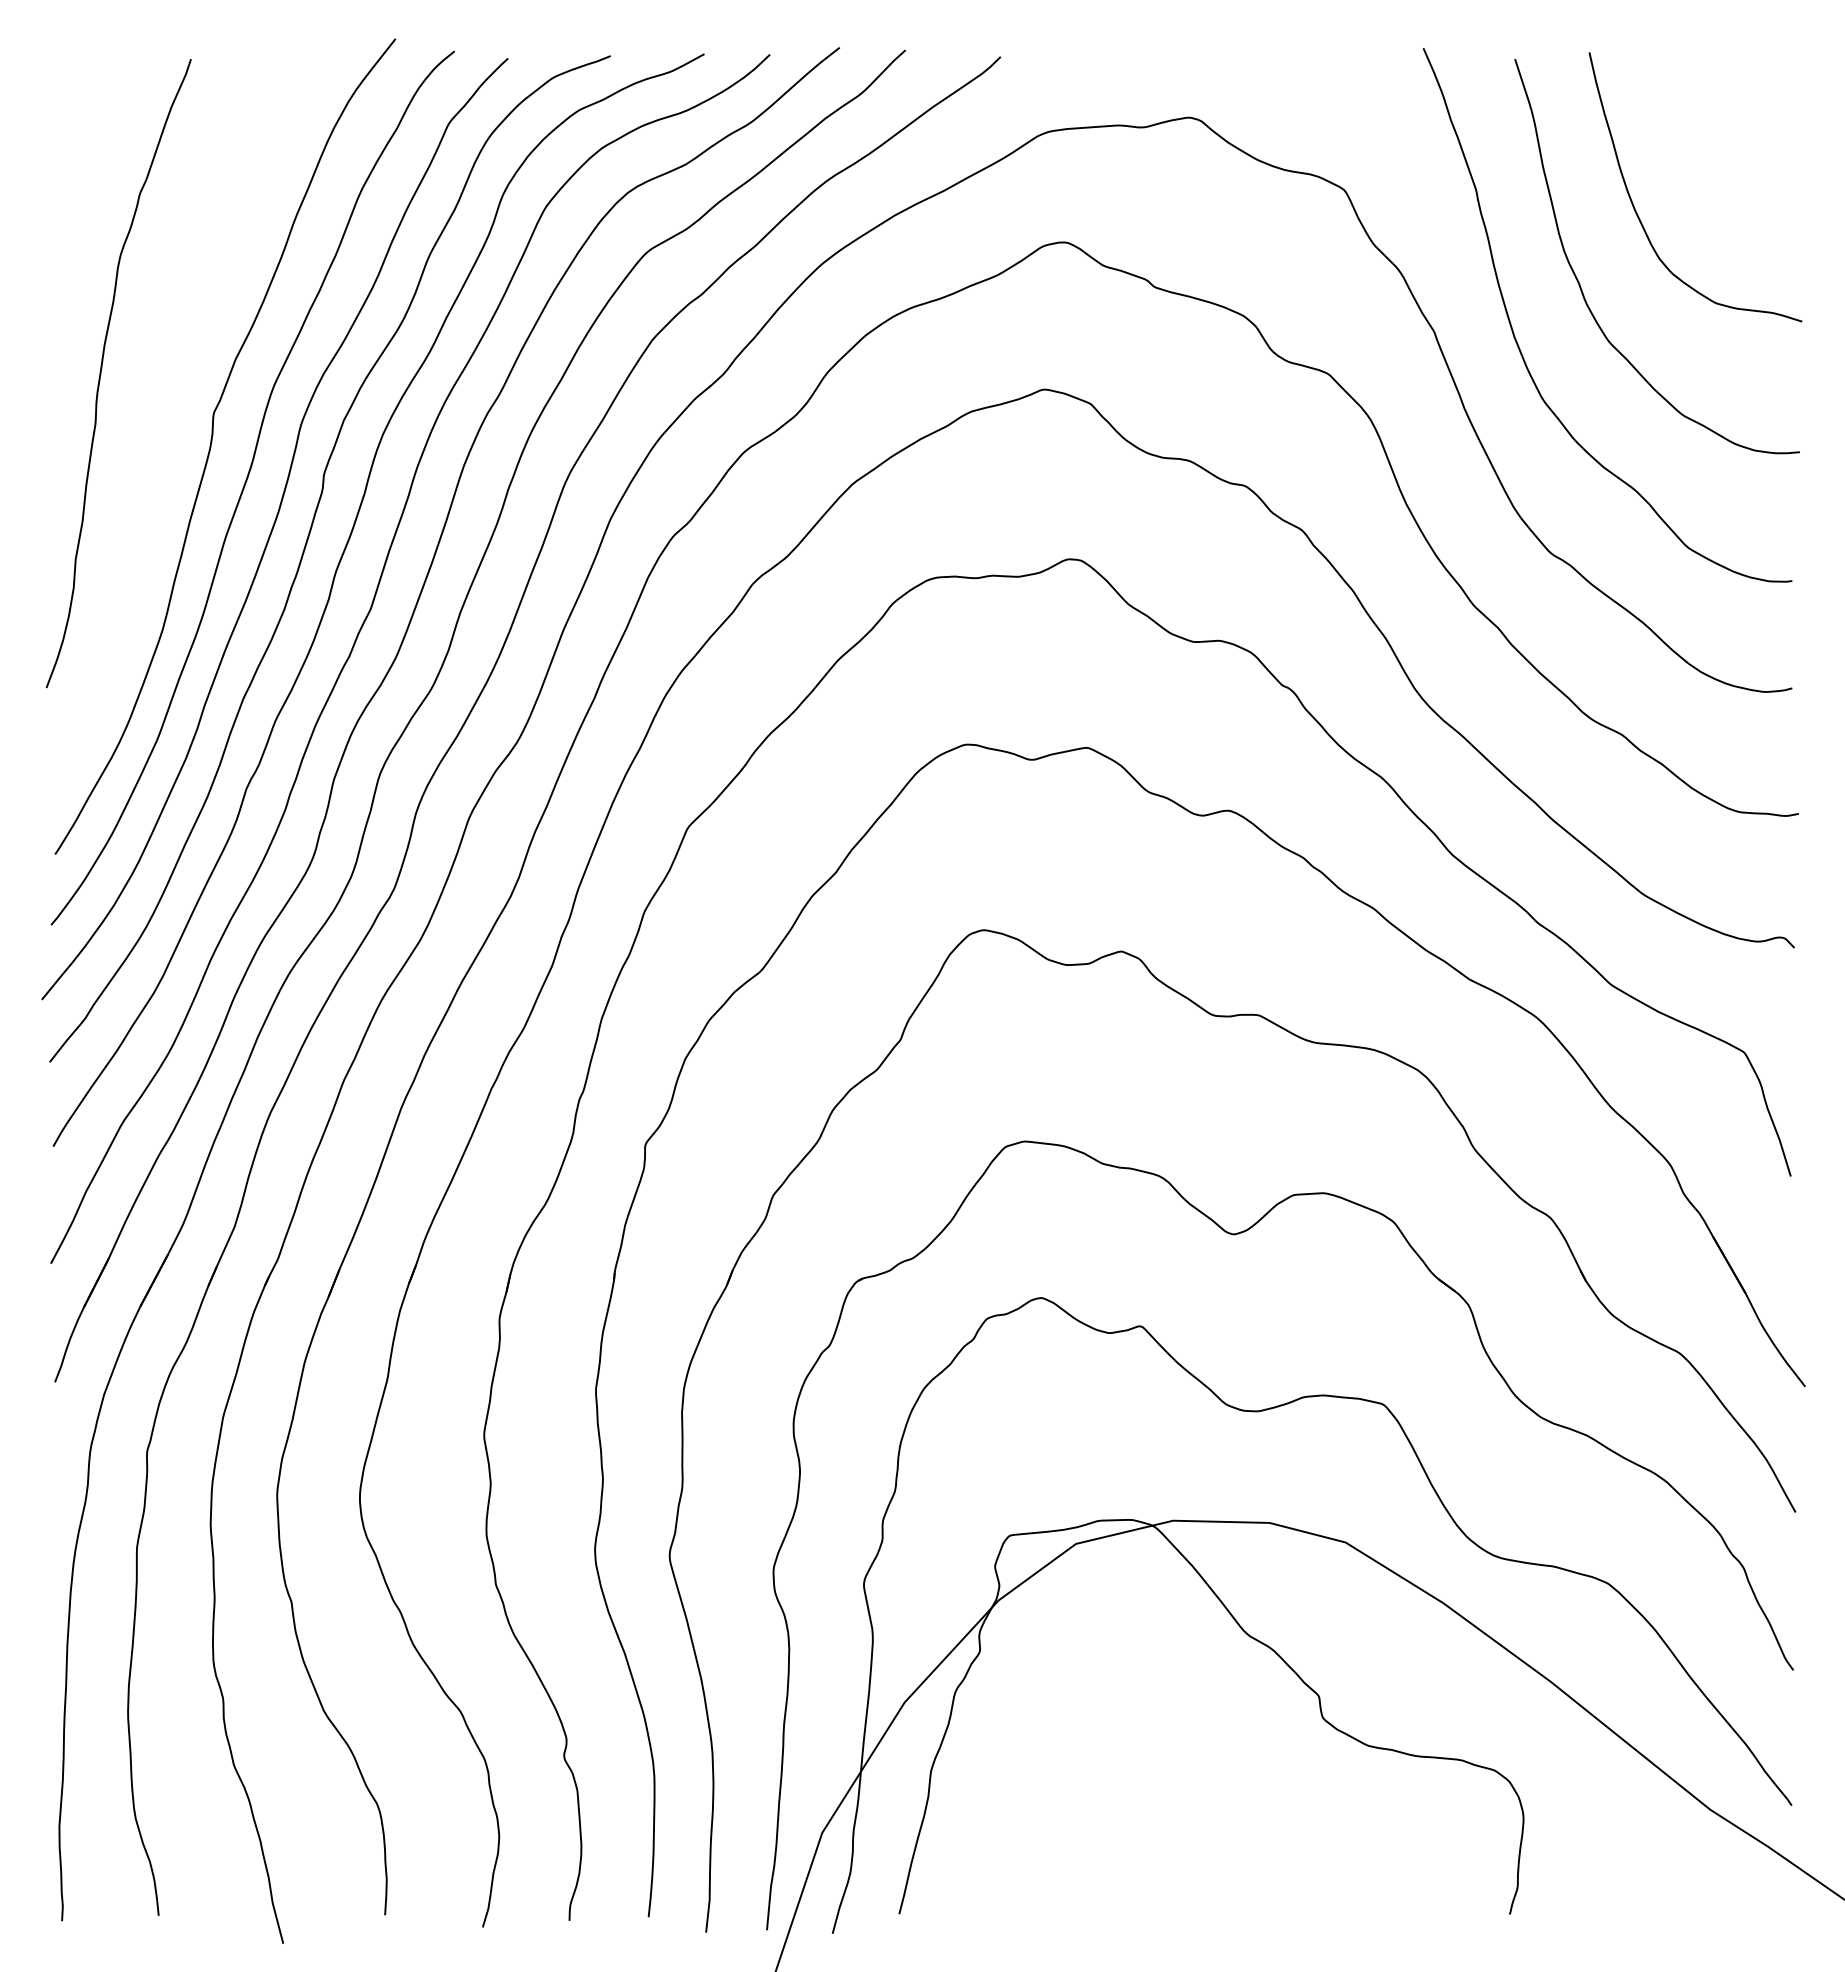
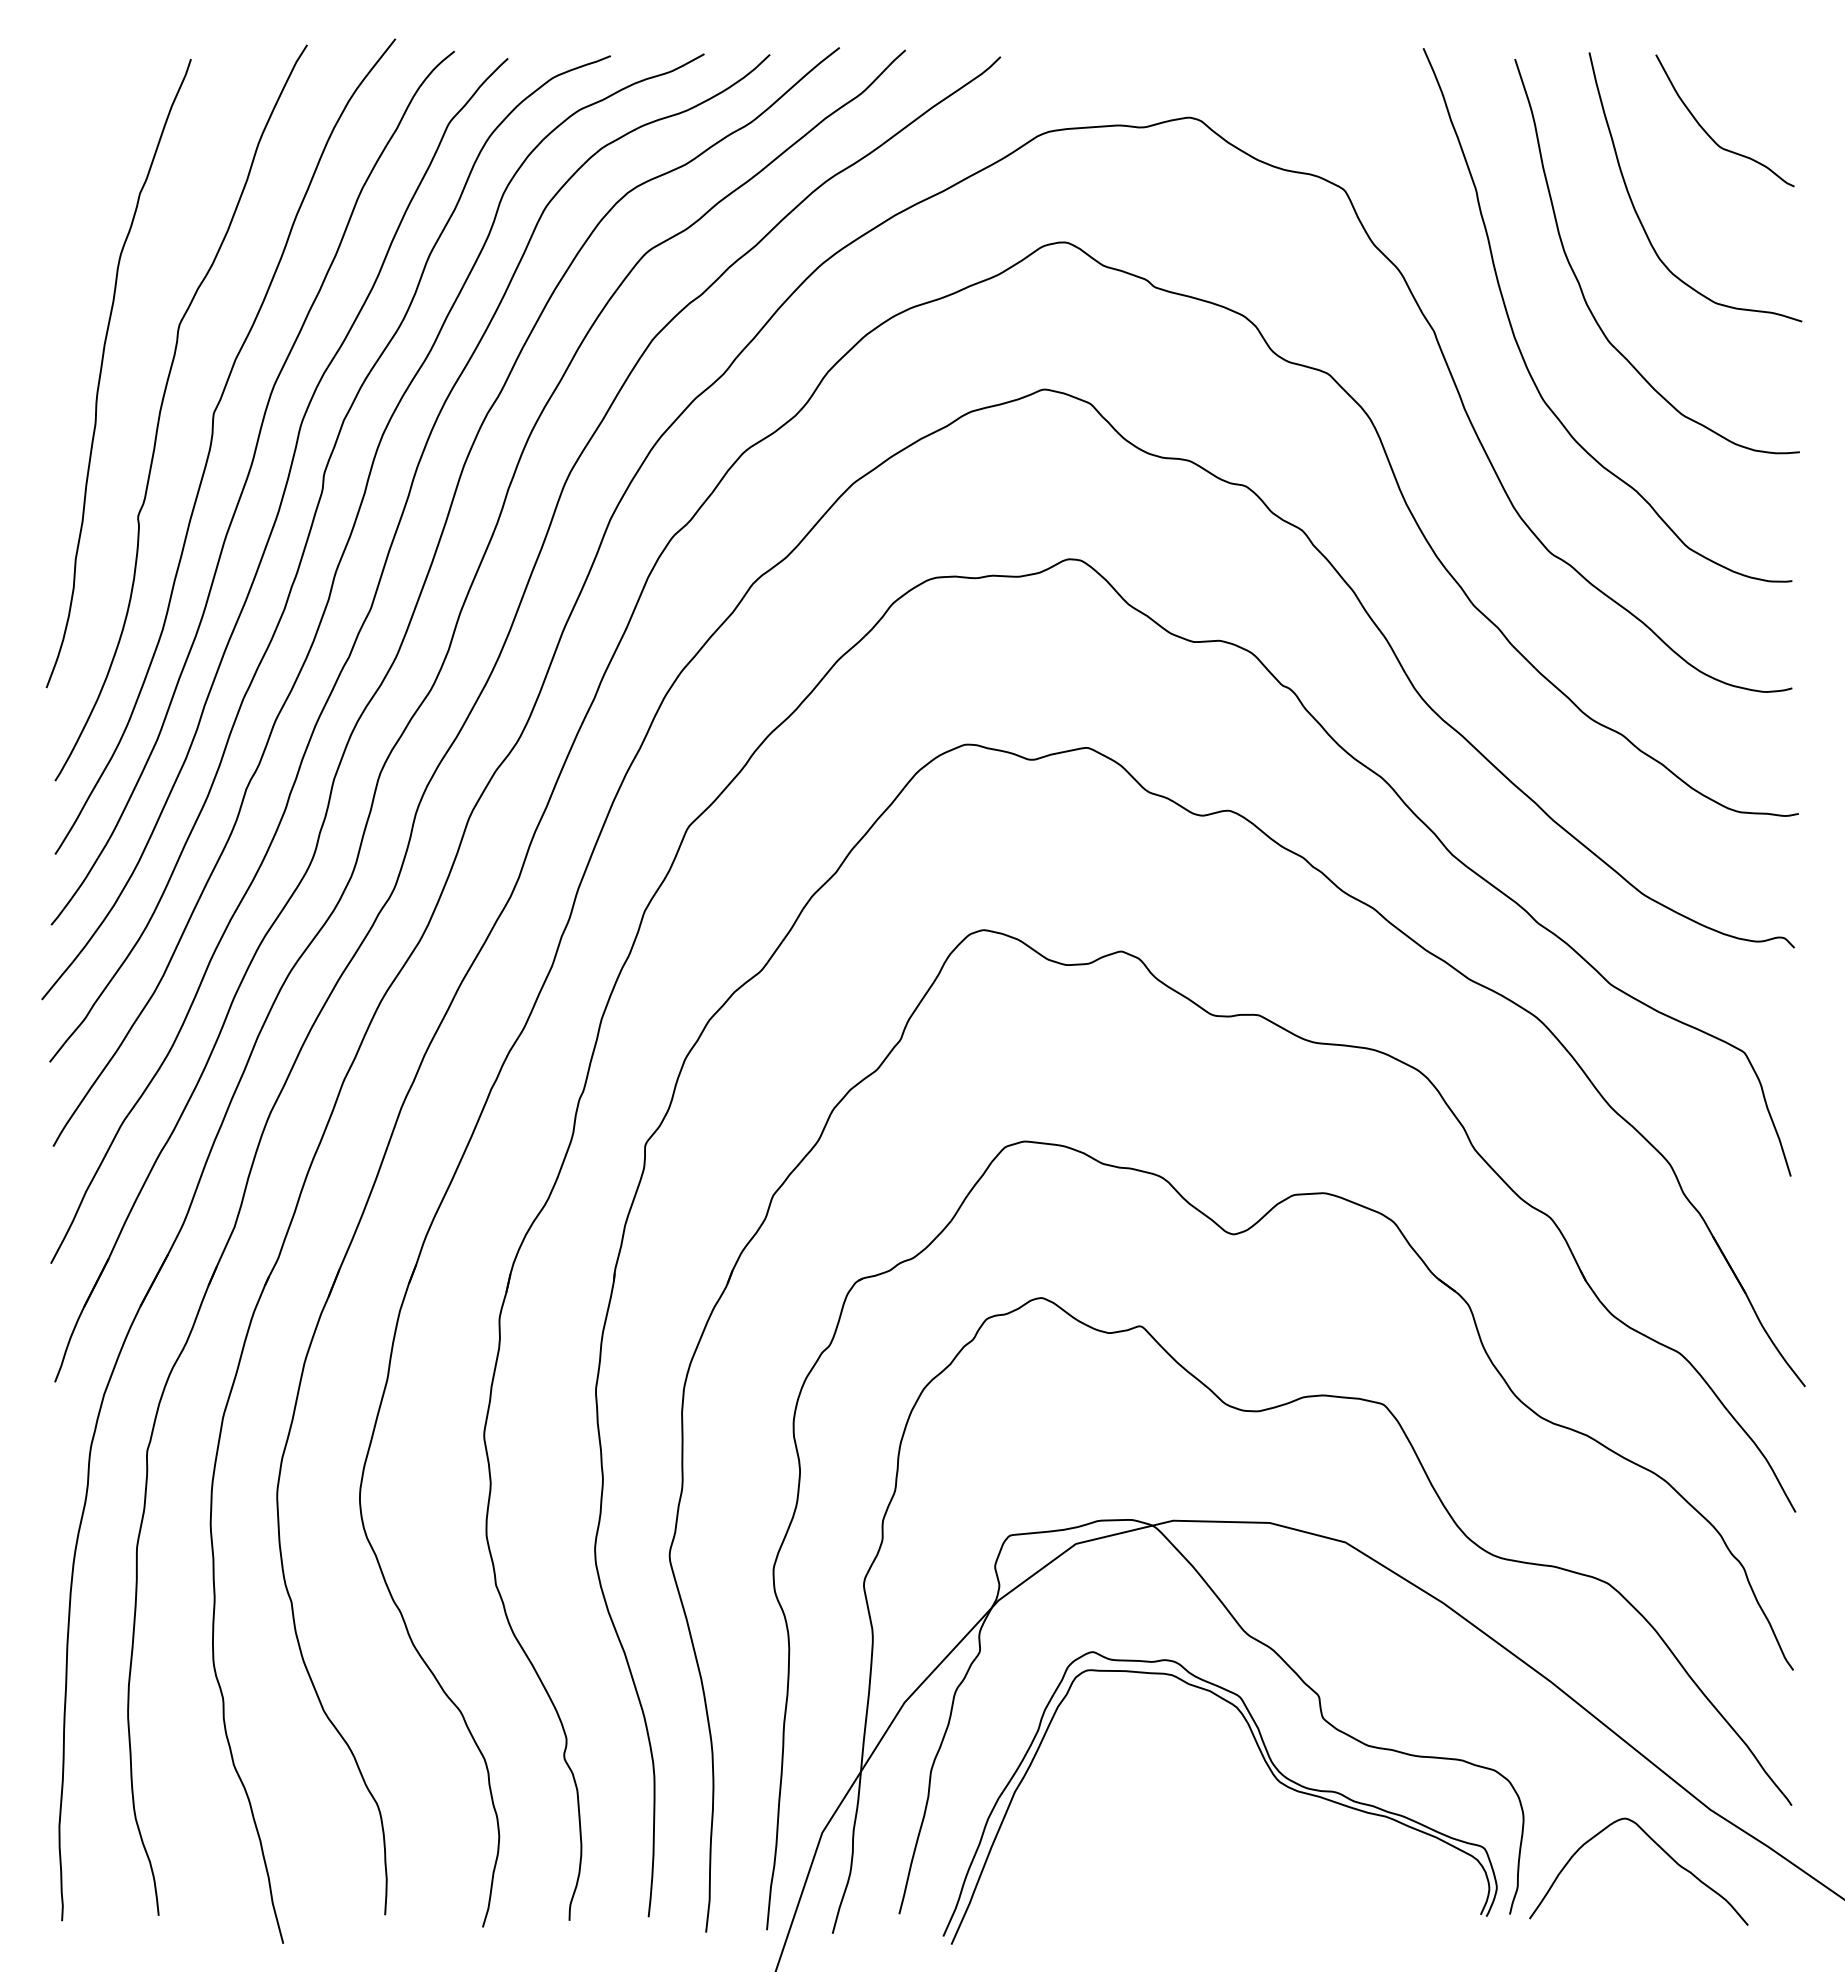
curve: none -> present (1709, 134)
curve: none -> present (162, 407)
part: none -> present (1269, 1770)
curve: none -> present (1660, 1848)
